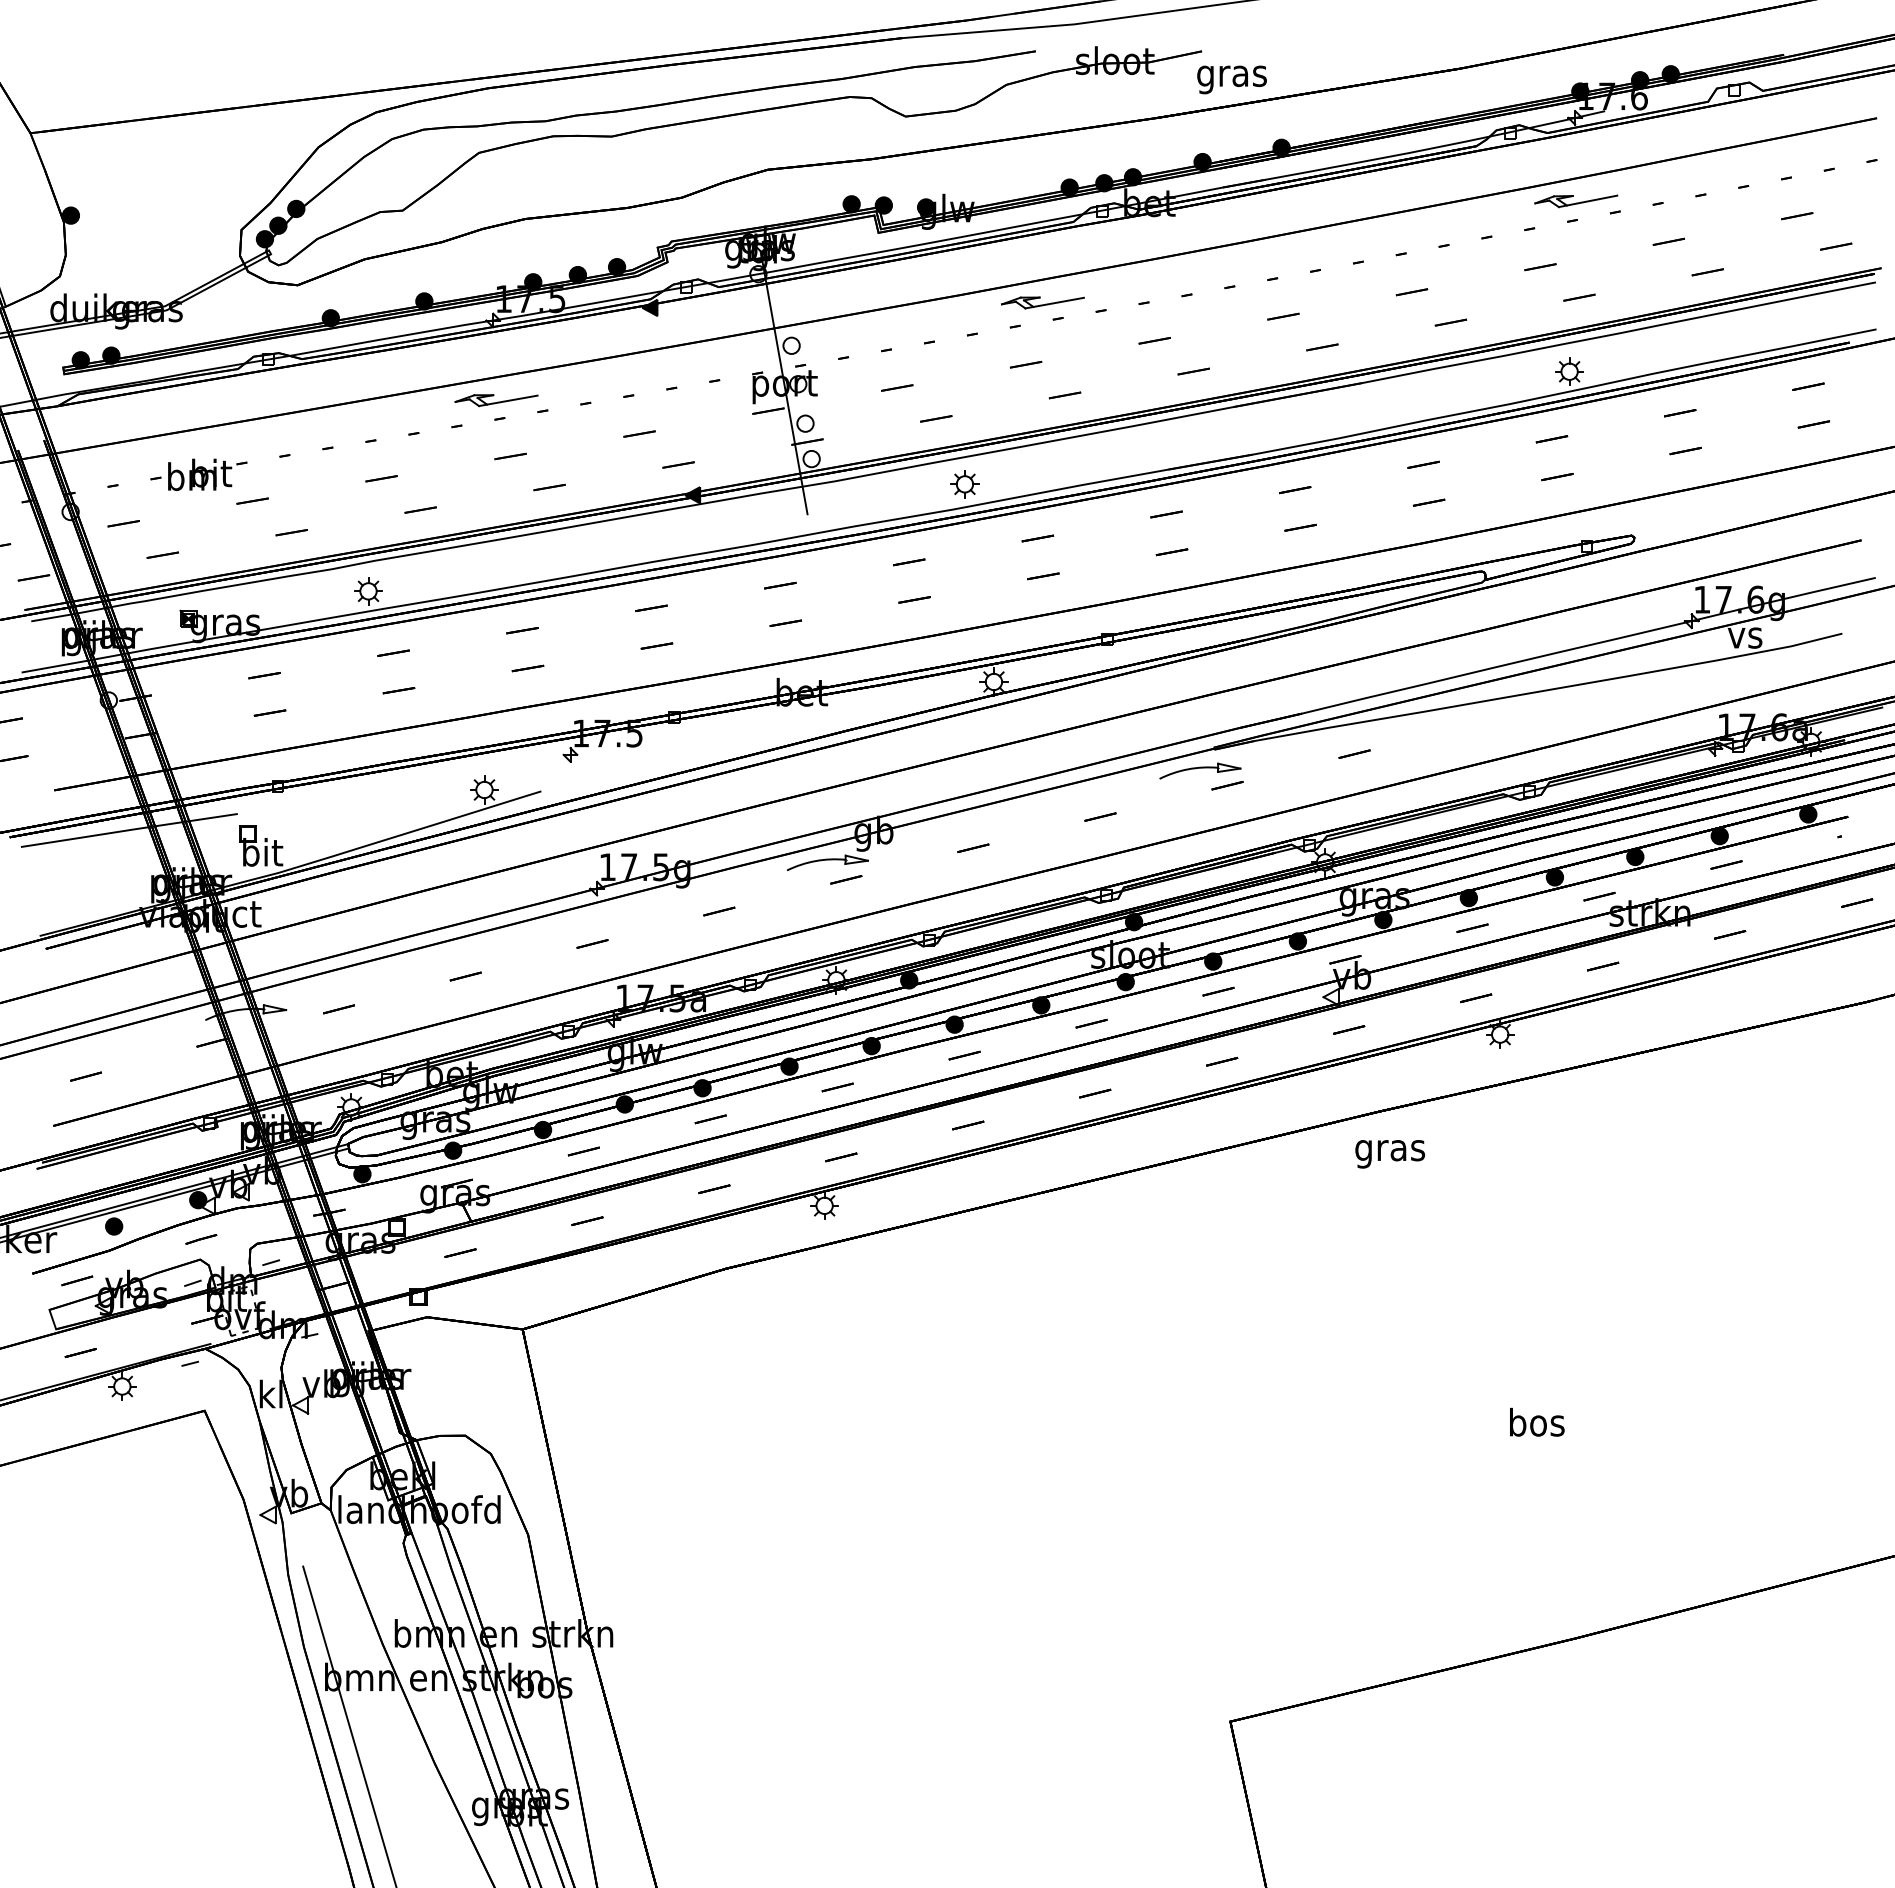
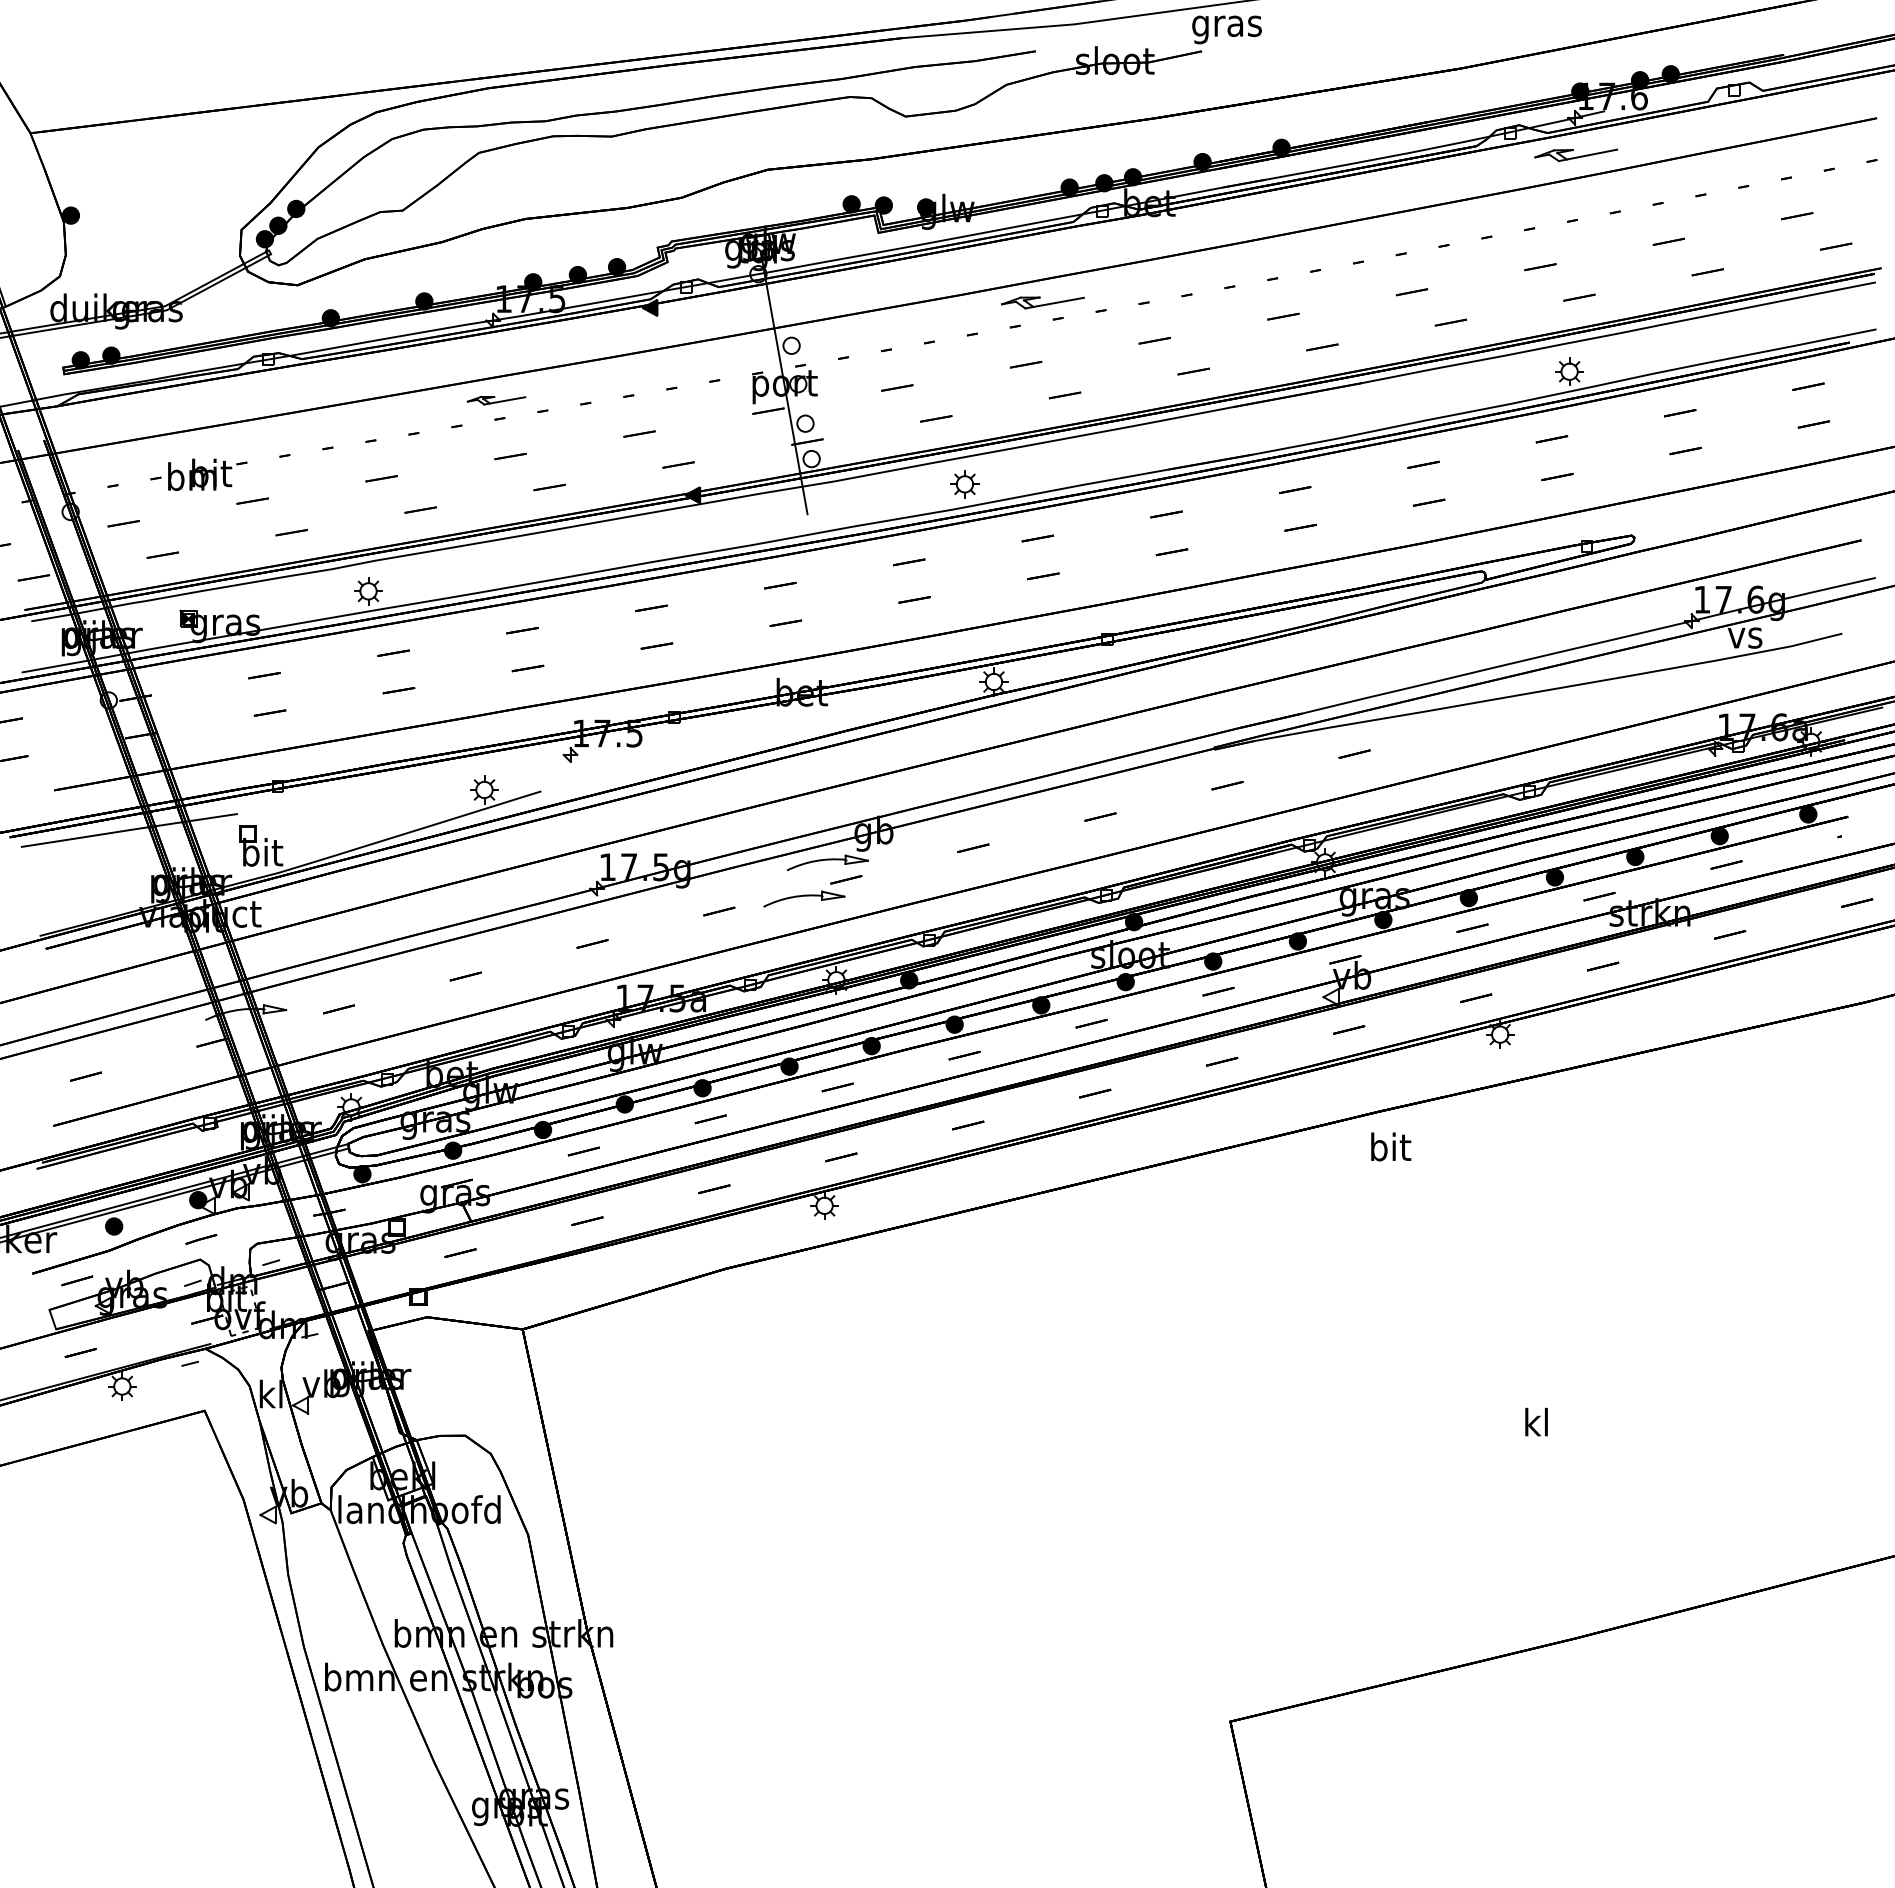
text position: (1231, 79) -> (1226, 29) (1226, 29)
part position: (1576, 201) -> (1576, 155) (1576, 155)
part size: 85x14 px -> 61x10 px (496, 400)
part position: (1200, 770) -> (804, 898) (804, 898)
text: gras -> bit (1390, 1150)
text: bos -> kl (1537, 1421)
line: present -> none (349, 1725)
